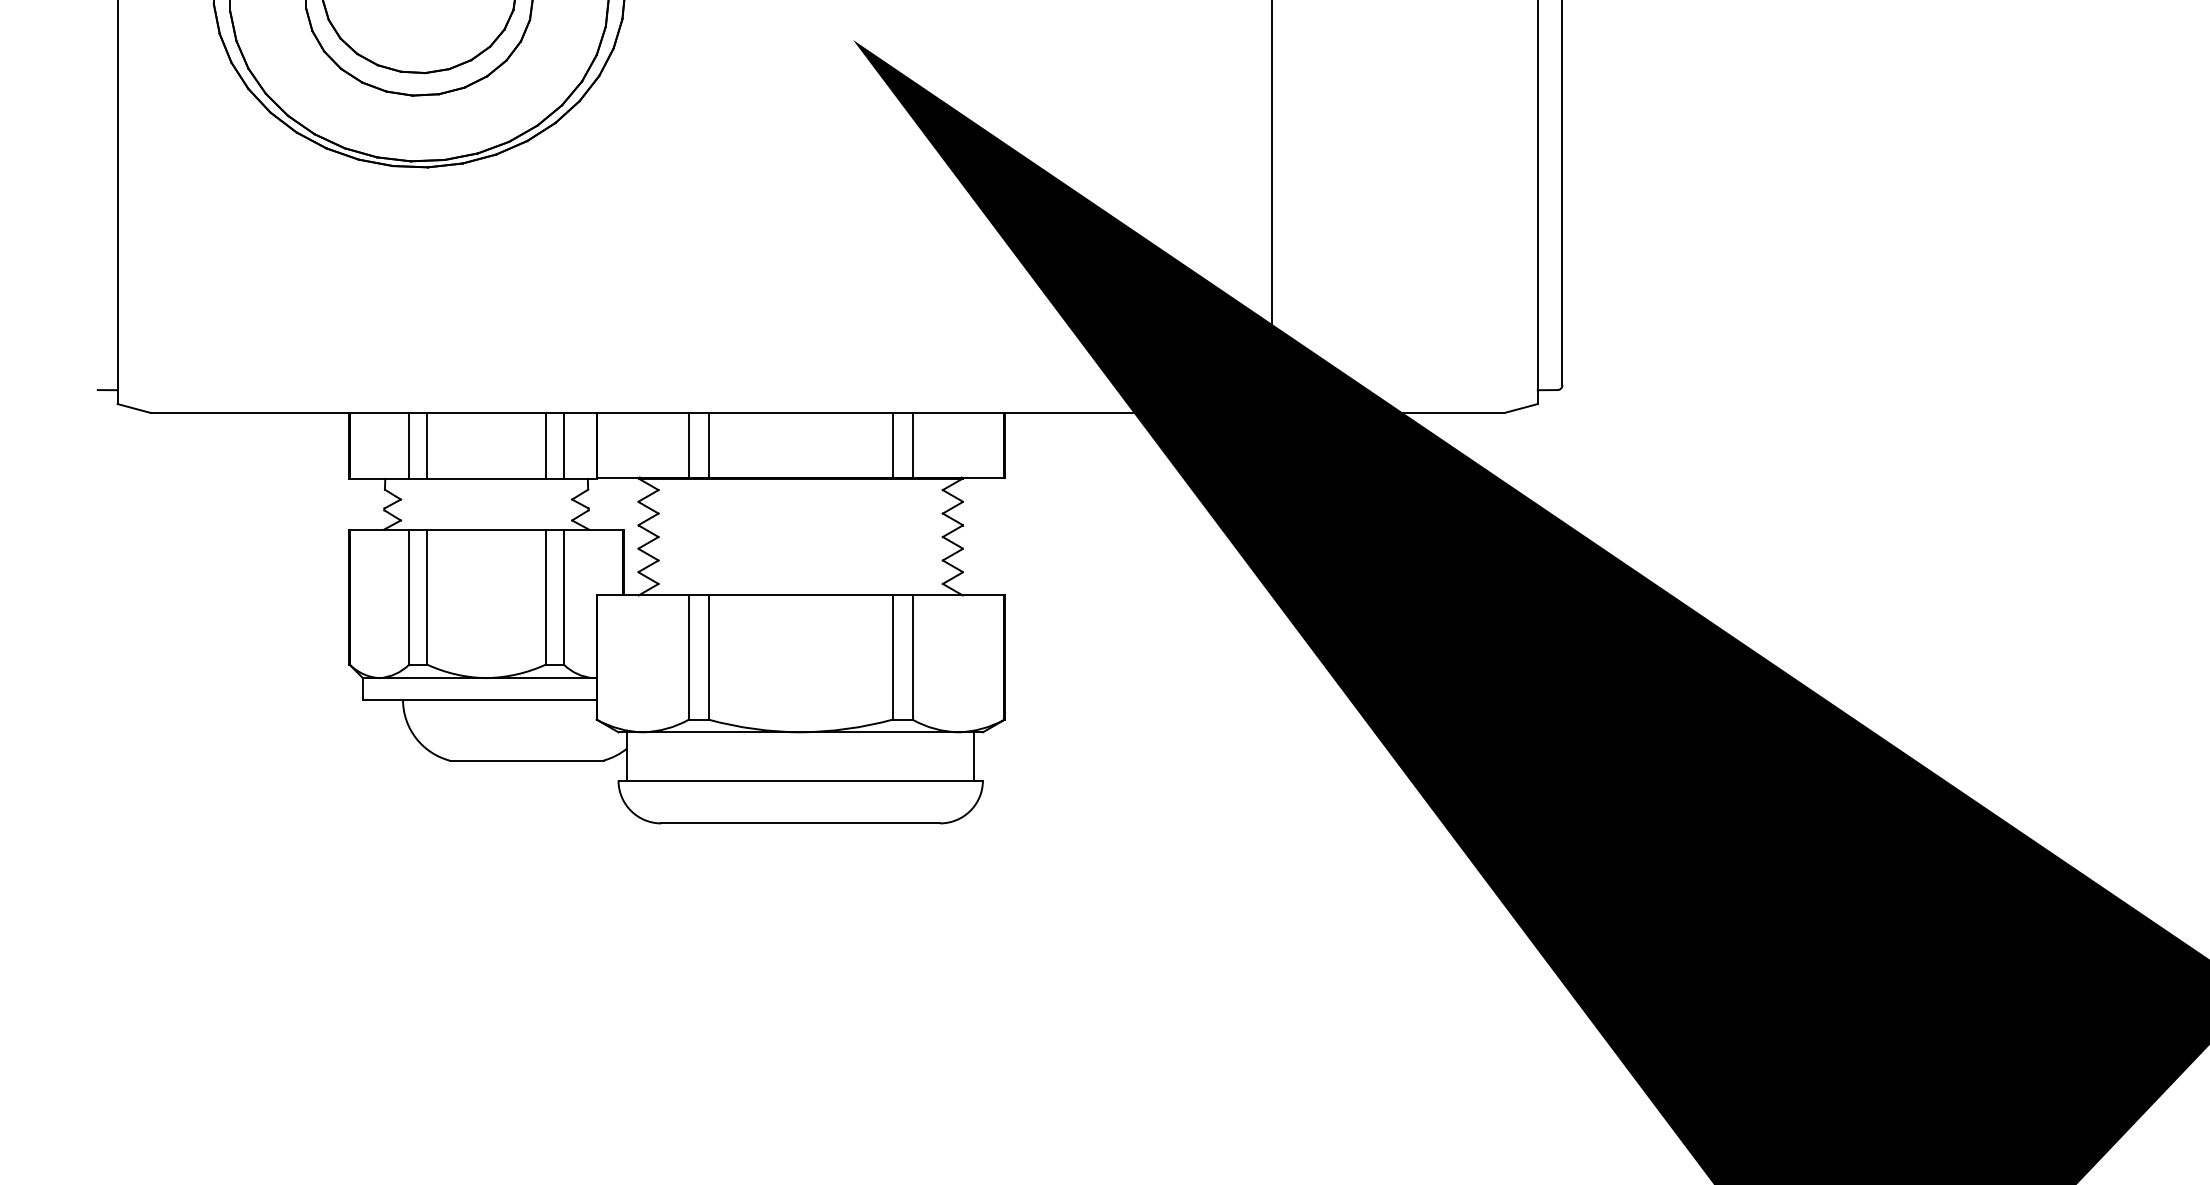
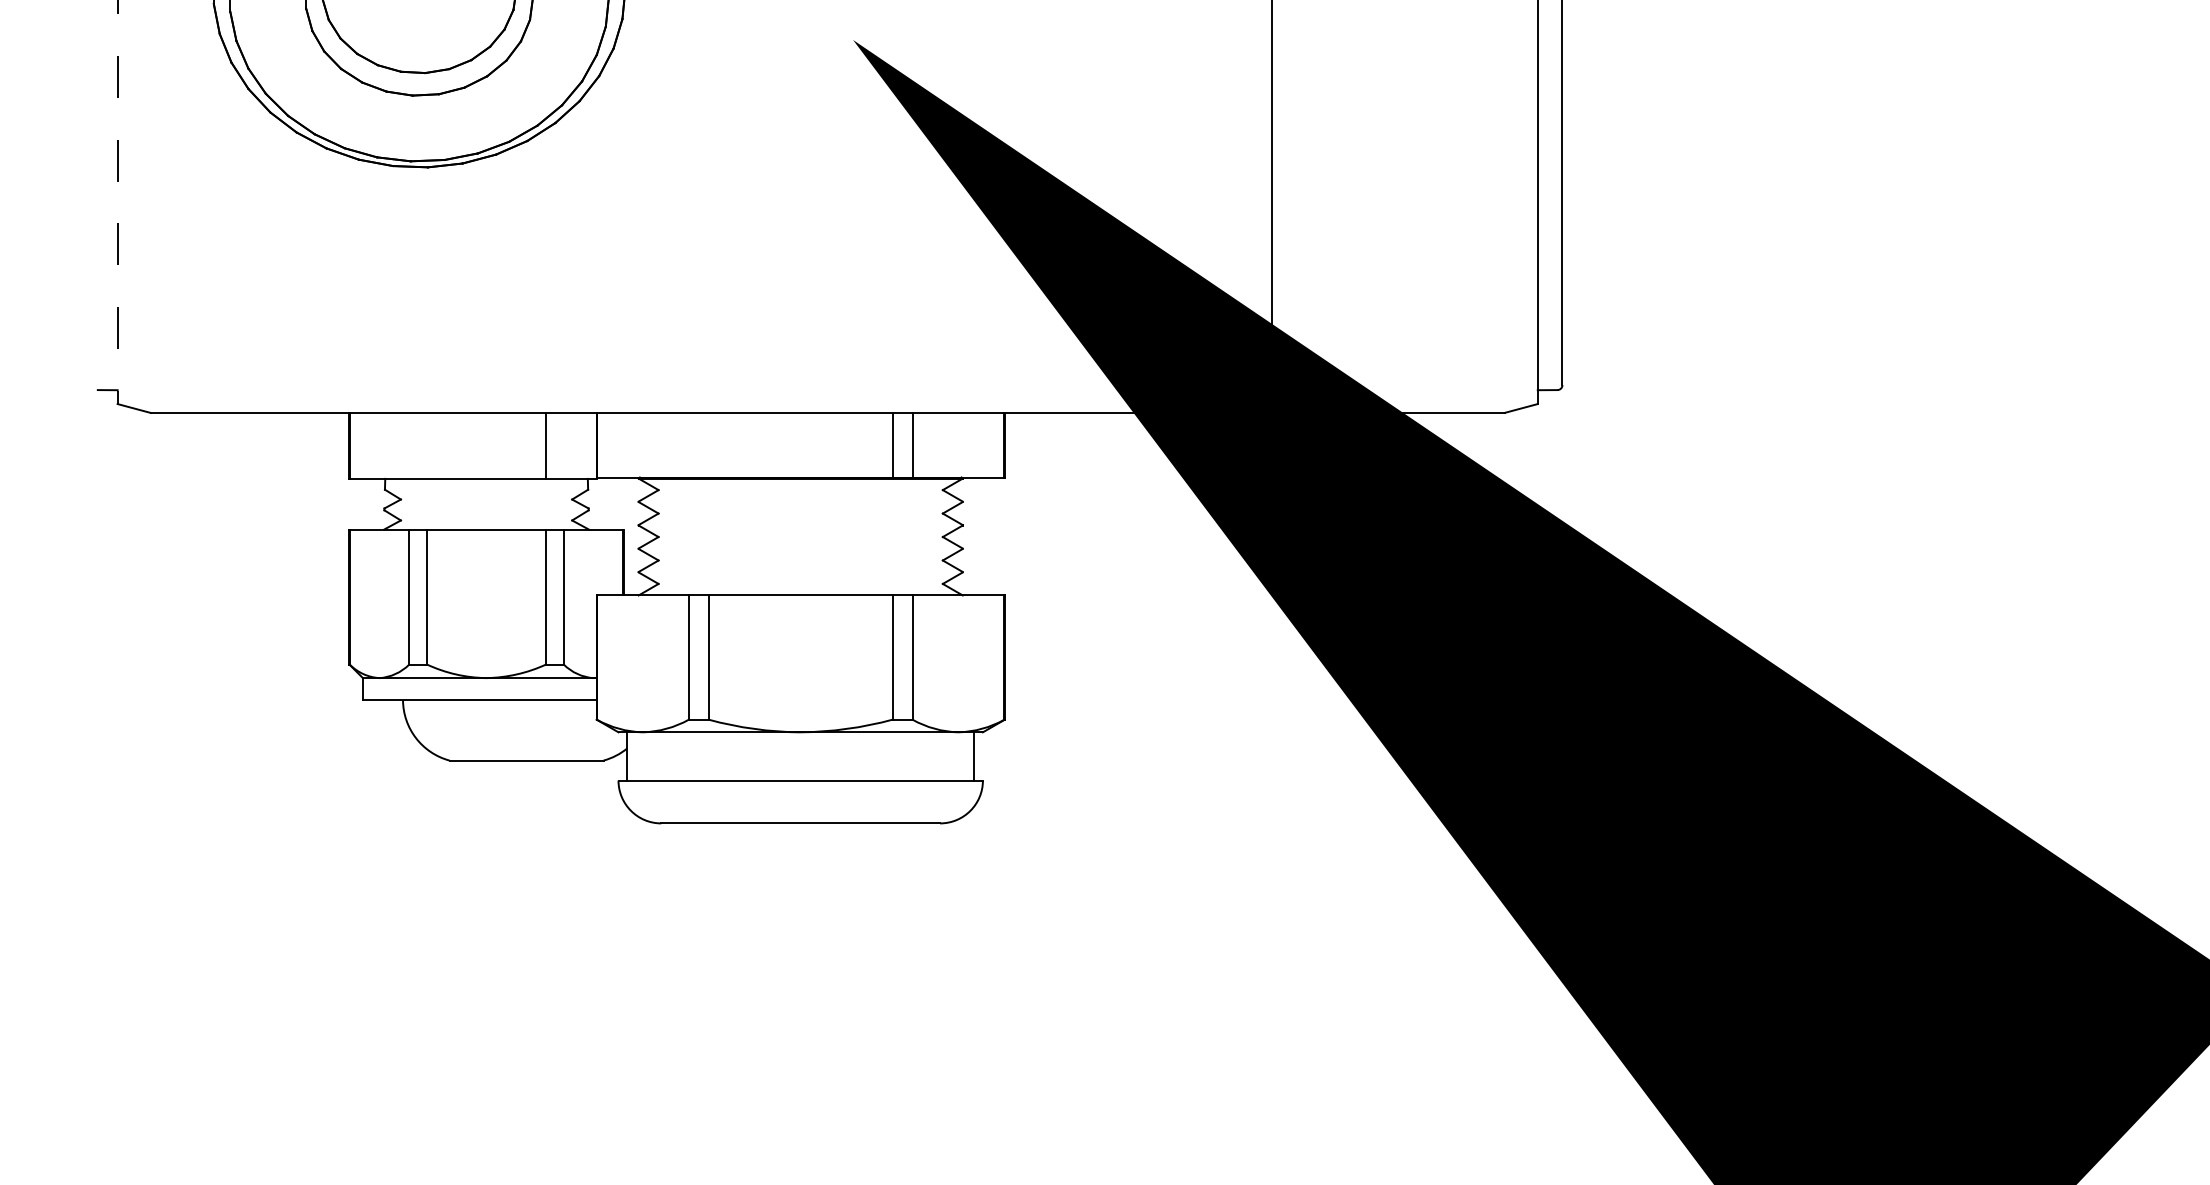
line: solid -> dashed (117, 202)
line: present -> none (688, 444)
line: present -> none (708, 444)
line: present -> none (409, 445)
line: present -> none (427, 445)
line: present -> none (563, 445)
